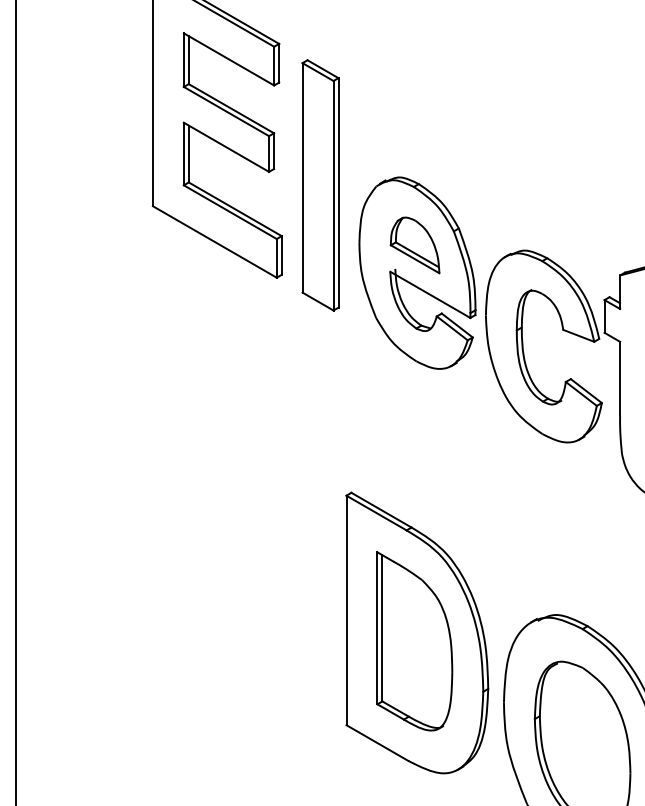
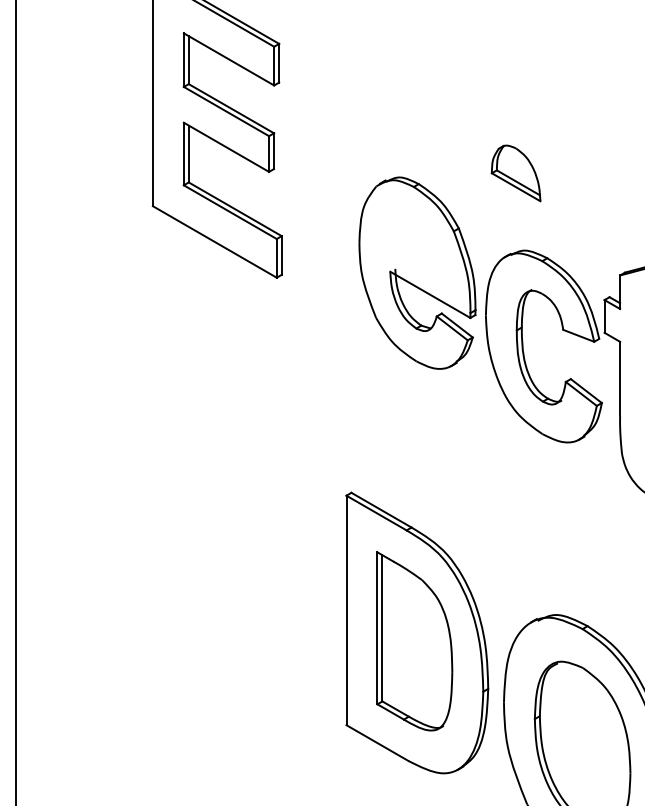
part: present -> none (320, 185)
part position: (414, 245) -> (515, 173) (515, 173)
